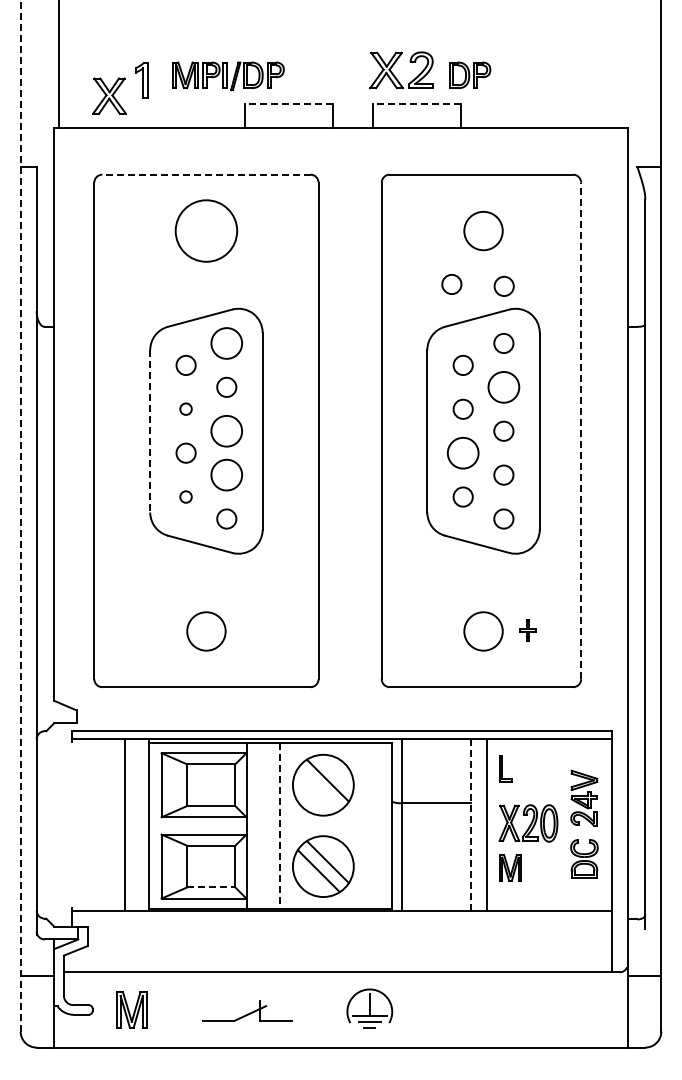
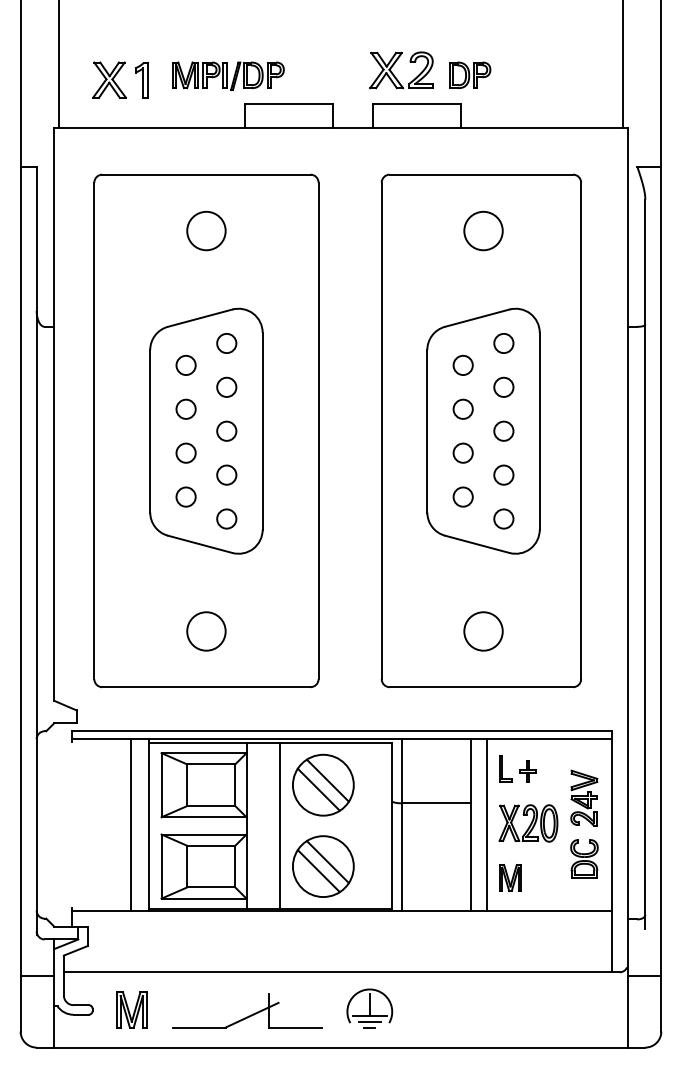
line: none -> present (622, 65)
part position: (109, 95) -> (109, 79) (109, 79)
line: dashed -> solid (288, 104)
line: dashed -> solid (416, 104)
line: dashed -> solid (205, 174)
circle diameter: 62 px -> 38 px (206, 230)
circle: present -> none (451, 284)
circle: present -> none (503, 285)
circle diameter: 31 px -> 19 px (226, 343)
circle diameter: 31 px -> 19 px (503, 386)
circle size: 14x14 px -> 22x22 px (185, 408)
circle diameter: 31 px -> 19 px (226, 430)
line: dashed -> solid (581, 430)
line: dashed -> solid (150, 431)
circle diameter: 31 px -> 19 px (462, 452)
circle diameter: 31 px -> 19 px (226, 474)
circle size: 14x14 px -> 22x22 px (185, 496)
line: dashed -> solid (20, 515)
part position: (527, 630) -> (527, 771) (527, 771)
line: none -> present (318, 789)
line position: (125, 824) -> (131, 824) (131, 824)
line: dashed -> solid (470, 824)
line: dashed -> solid (280, 825)
part position: (510, 867) -> (510, 877) (510, 877)
line: dashed -> solid (211, 887)
part size: 91x22 px -> 151x36 px (247, 1010)
